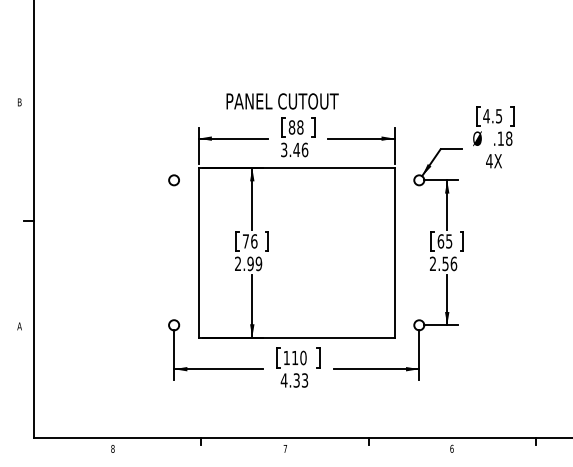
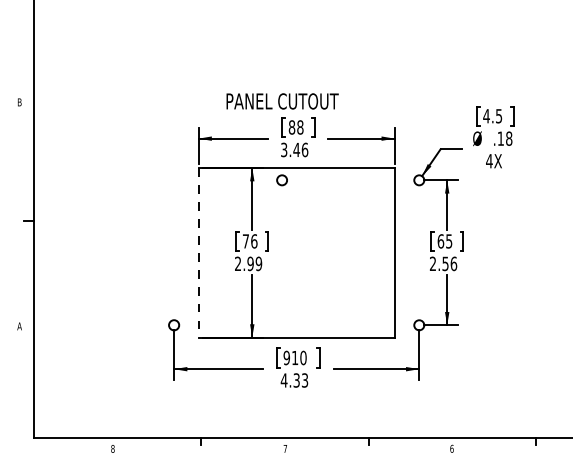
circle position: (173, 180) -> (281, 180) (281, 180)
line: solid -> dashed (198, 252)
text: 110 -> 910 (286, 357)
